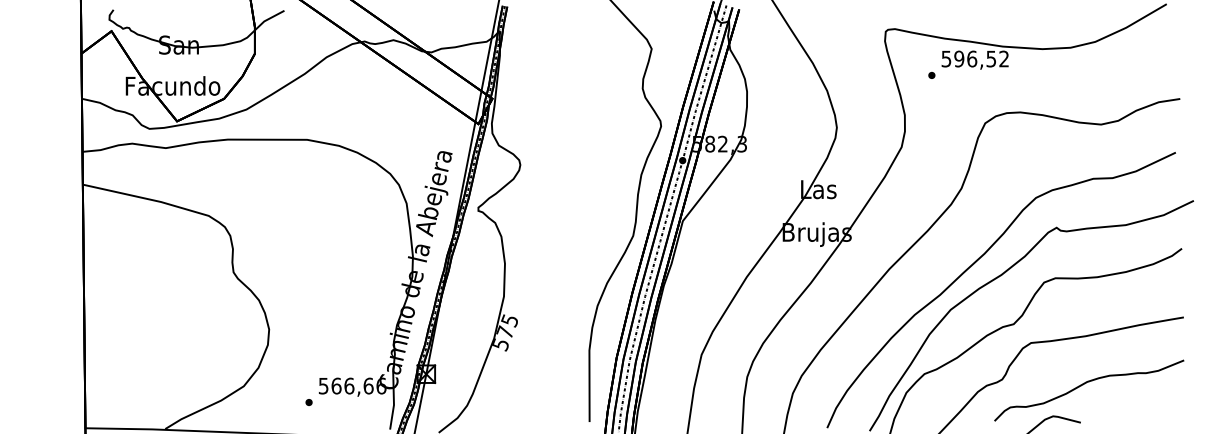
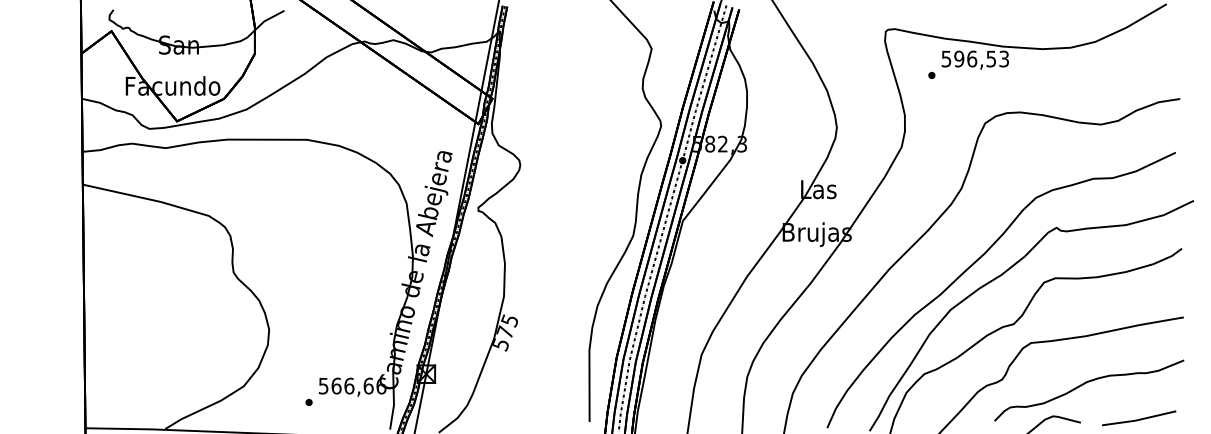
text: 596,52 -> 596,53 (1003, 59)
line: none -> present (1139, 418)
